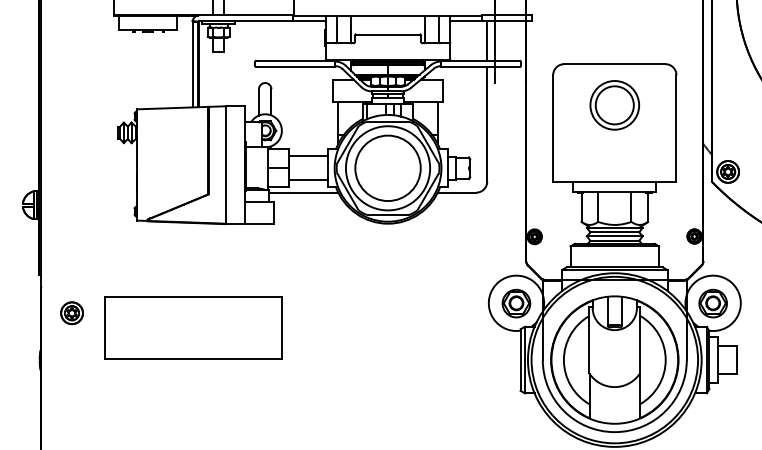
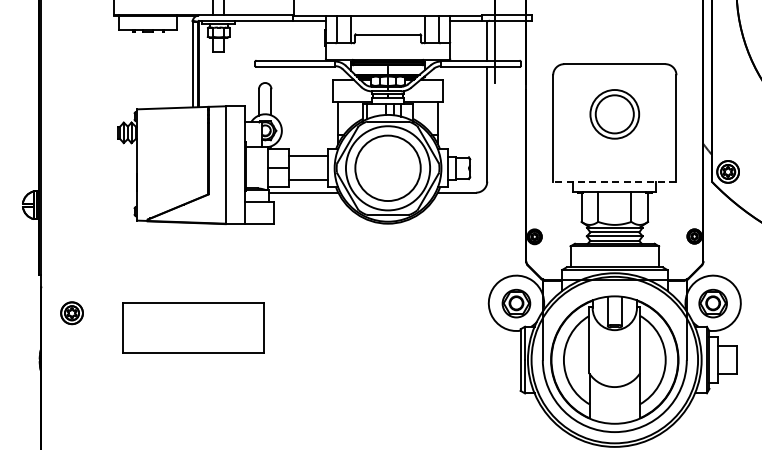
part position: (614, 105) -> (614, 114) (614, 114)
line: solid -> dashed (614, 181)
part size: 179x64 px -> 143x52 px (193, 327)
